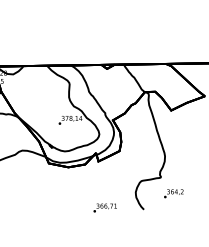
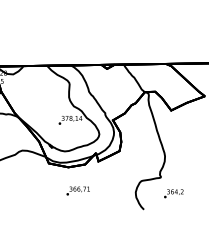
text position: (104, 207) -> (77, 190) (77, 190)
